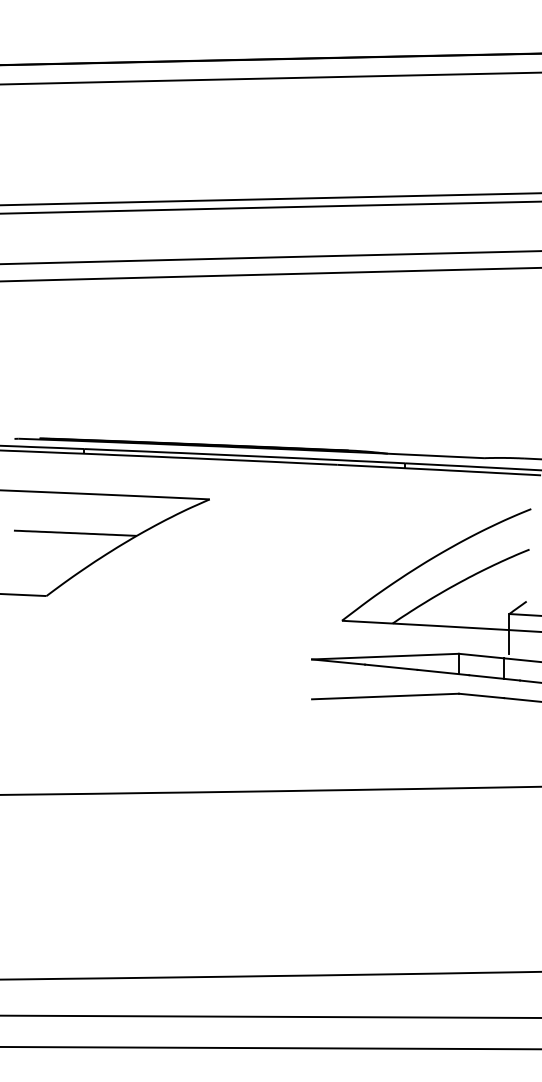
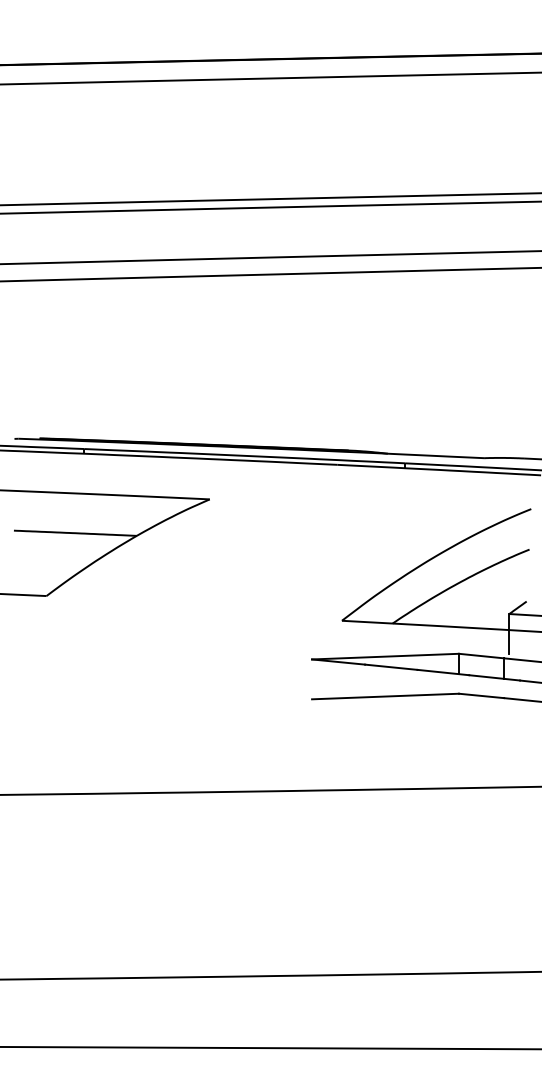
line: present -> none (270, 1016)
